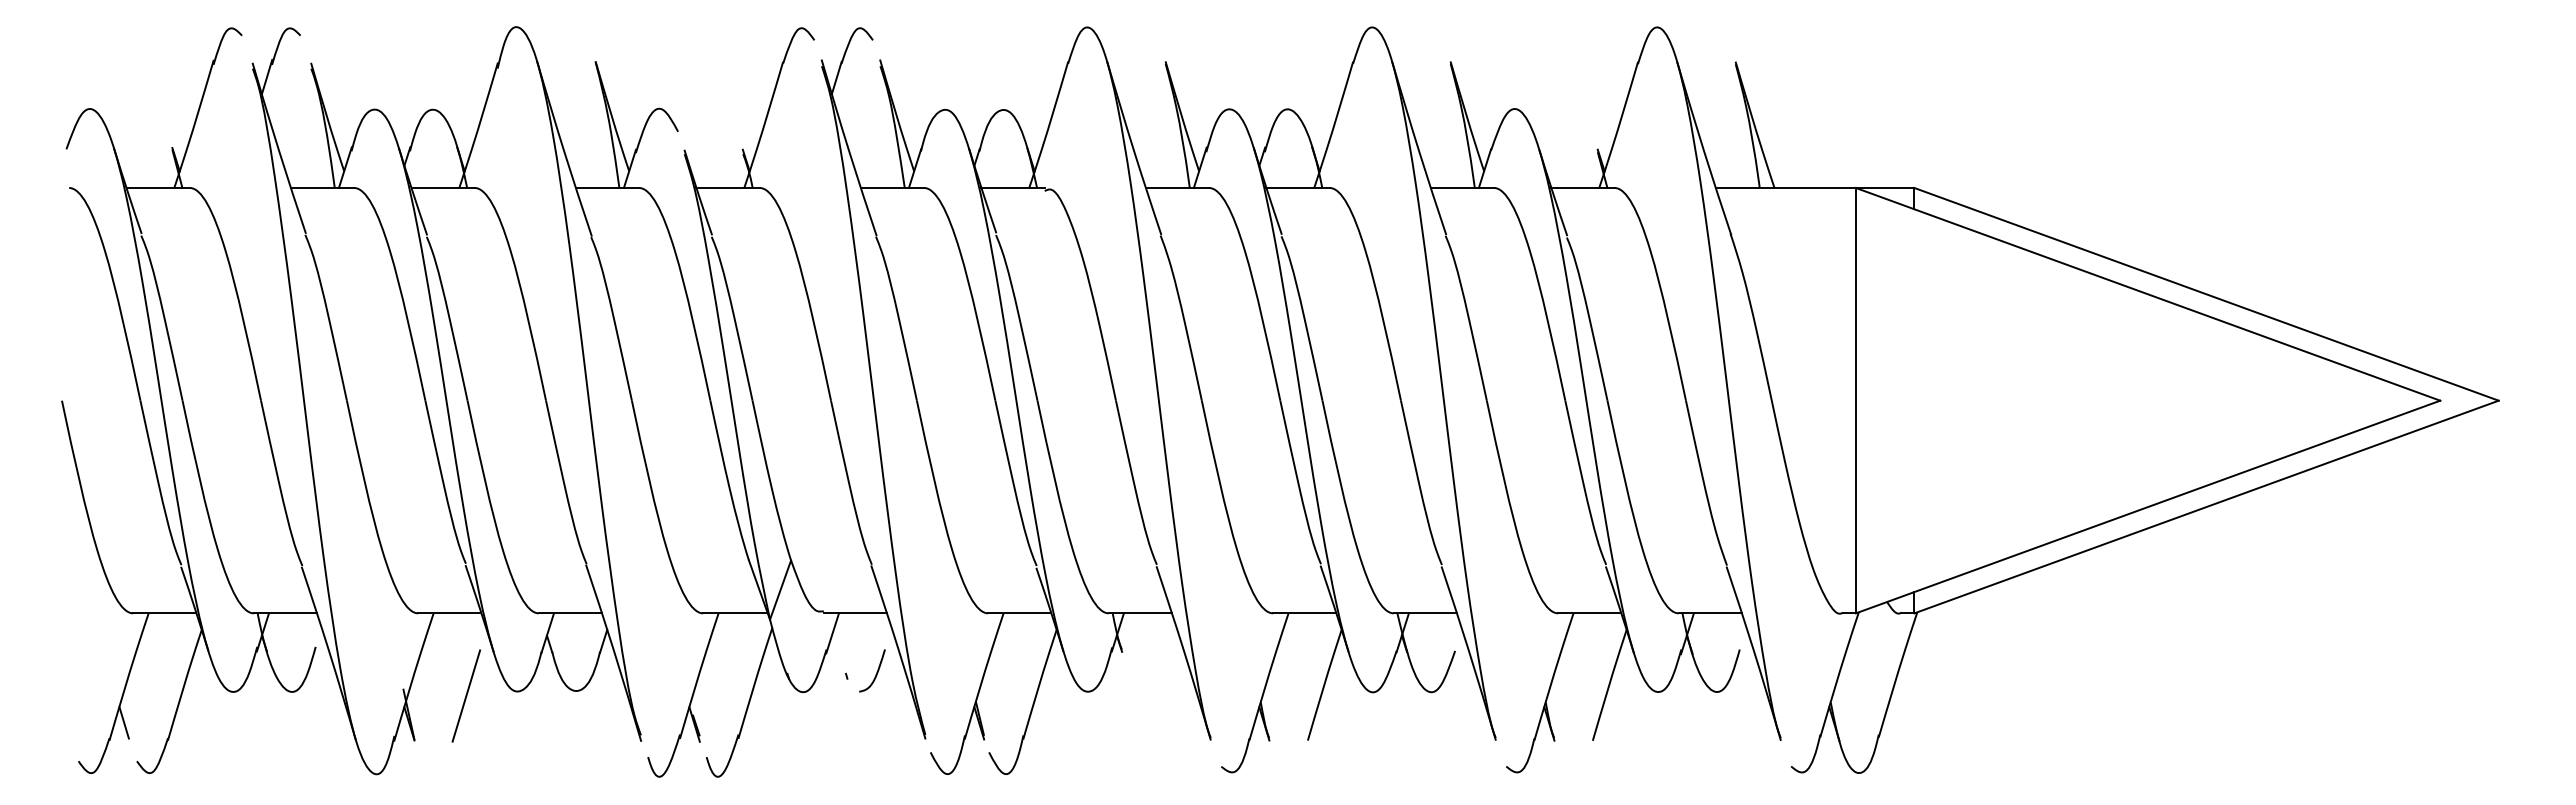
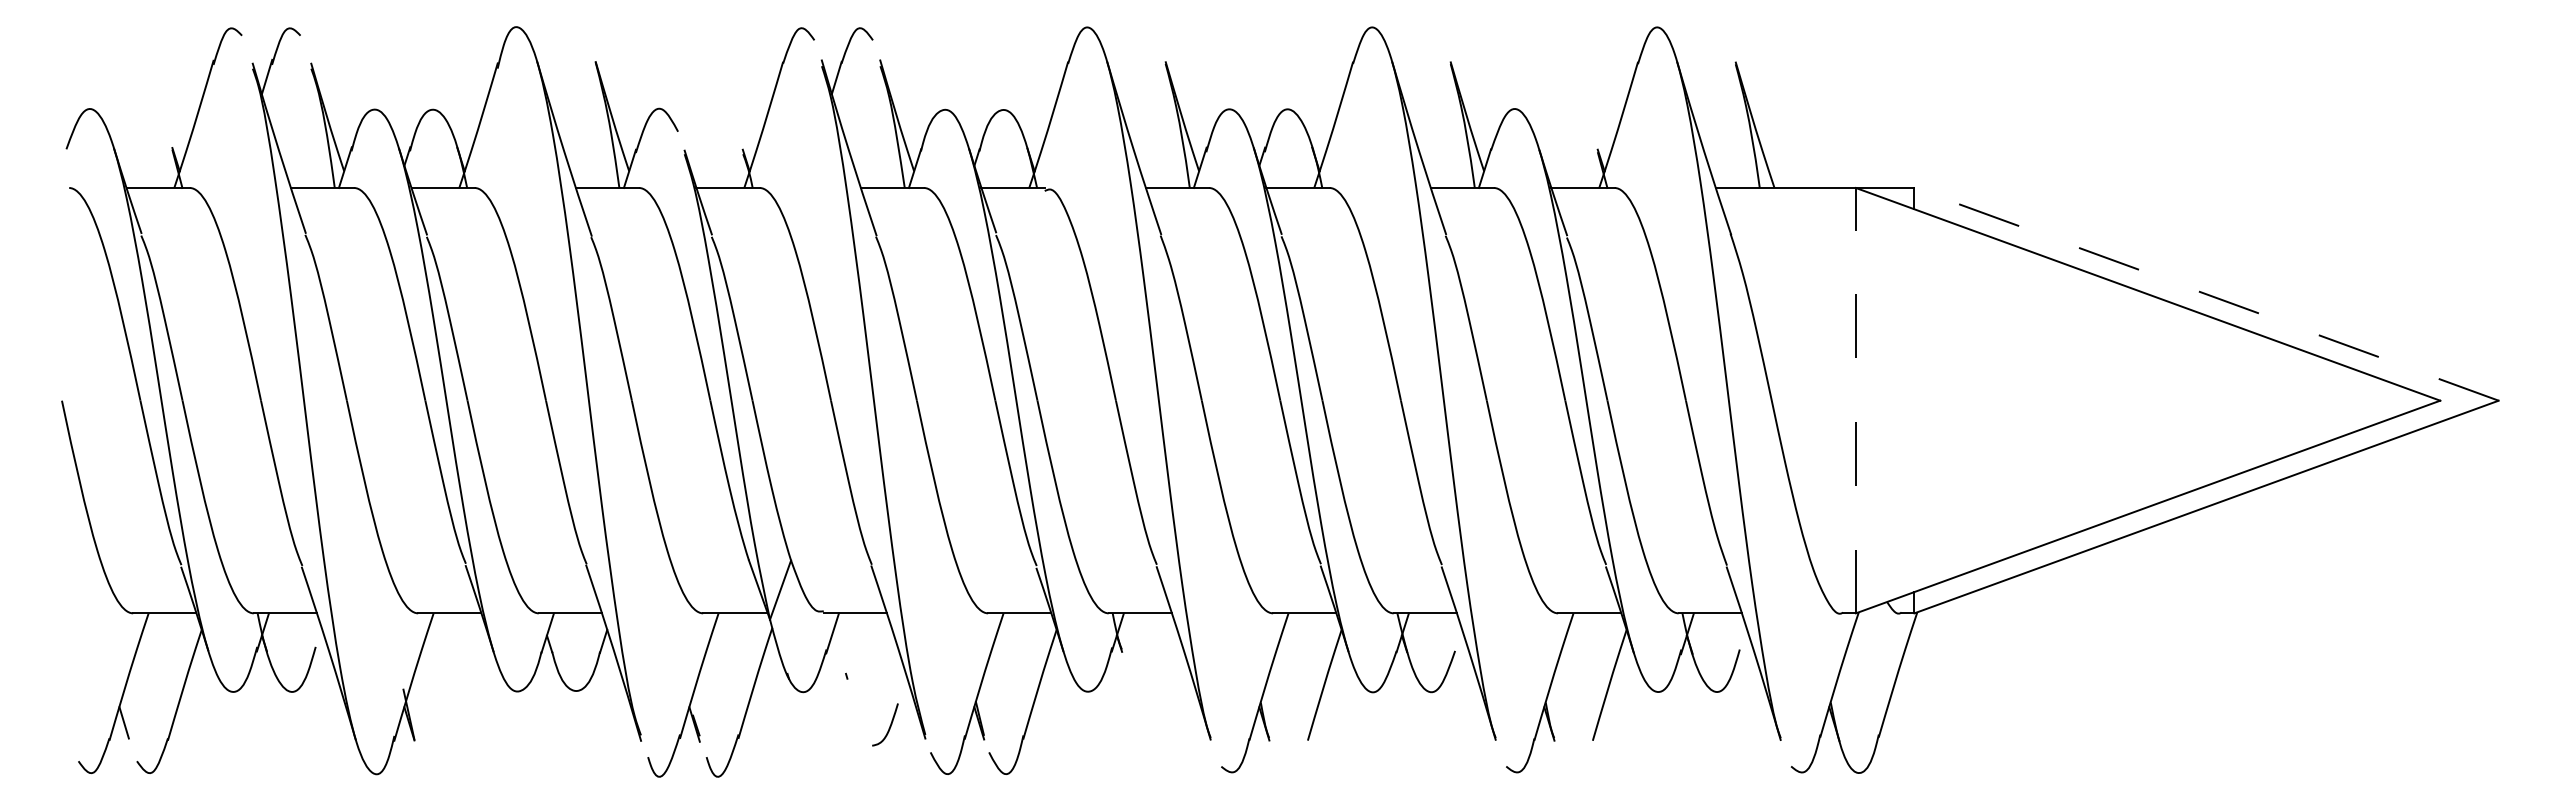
line: solid -> dashed (2206, 294)
line: solid -> dashed (1855, 400)
curve position: (876, 671) -> (889, 725) (889, 725)
line: present -> none (466, 695)
